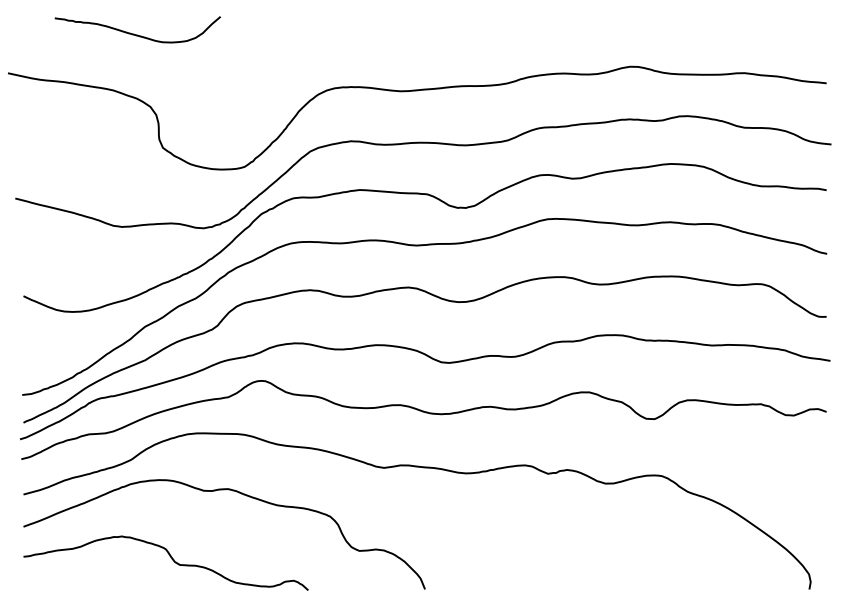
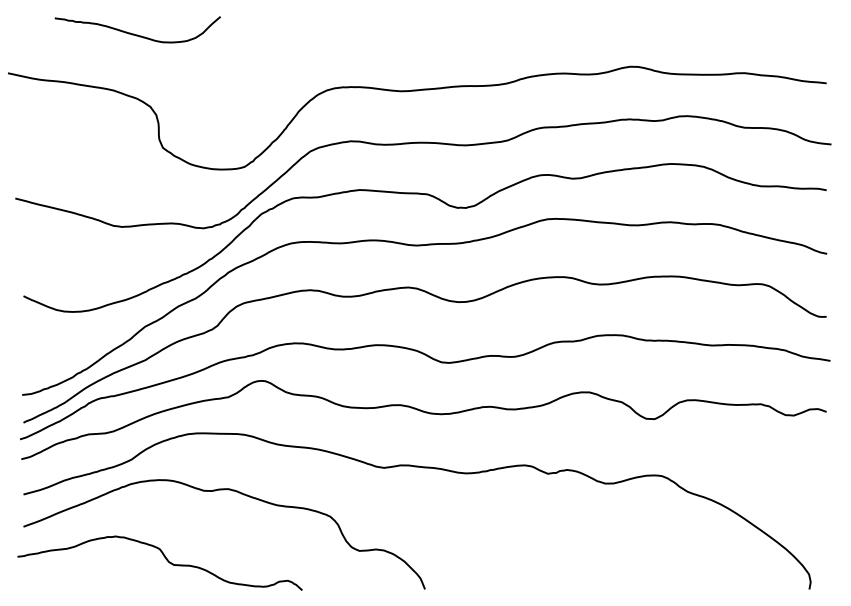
curve position: (171, 559) -> (165, 559) (165, 559)
